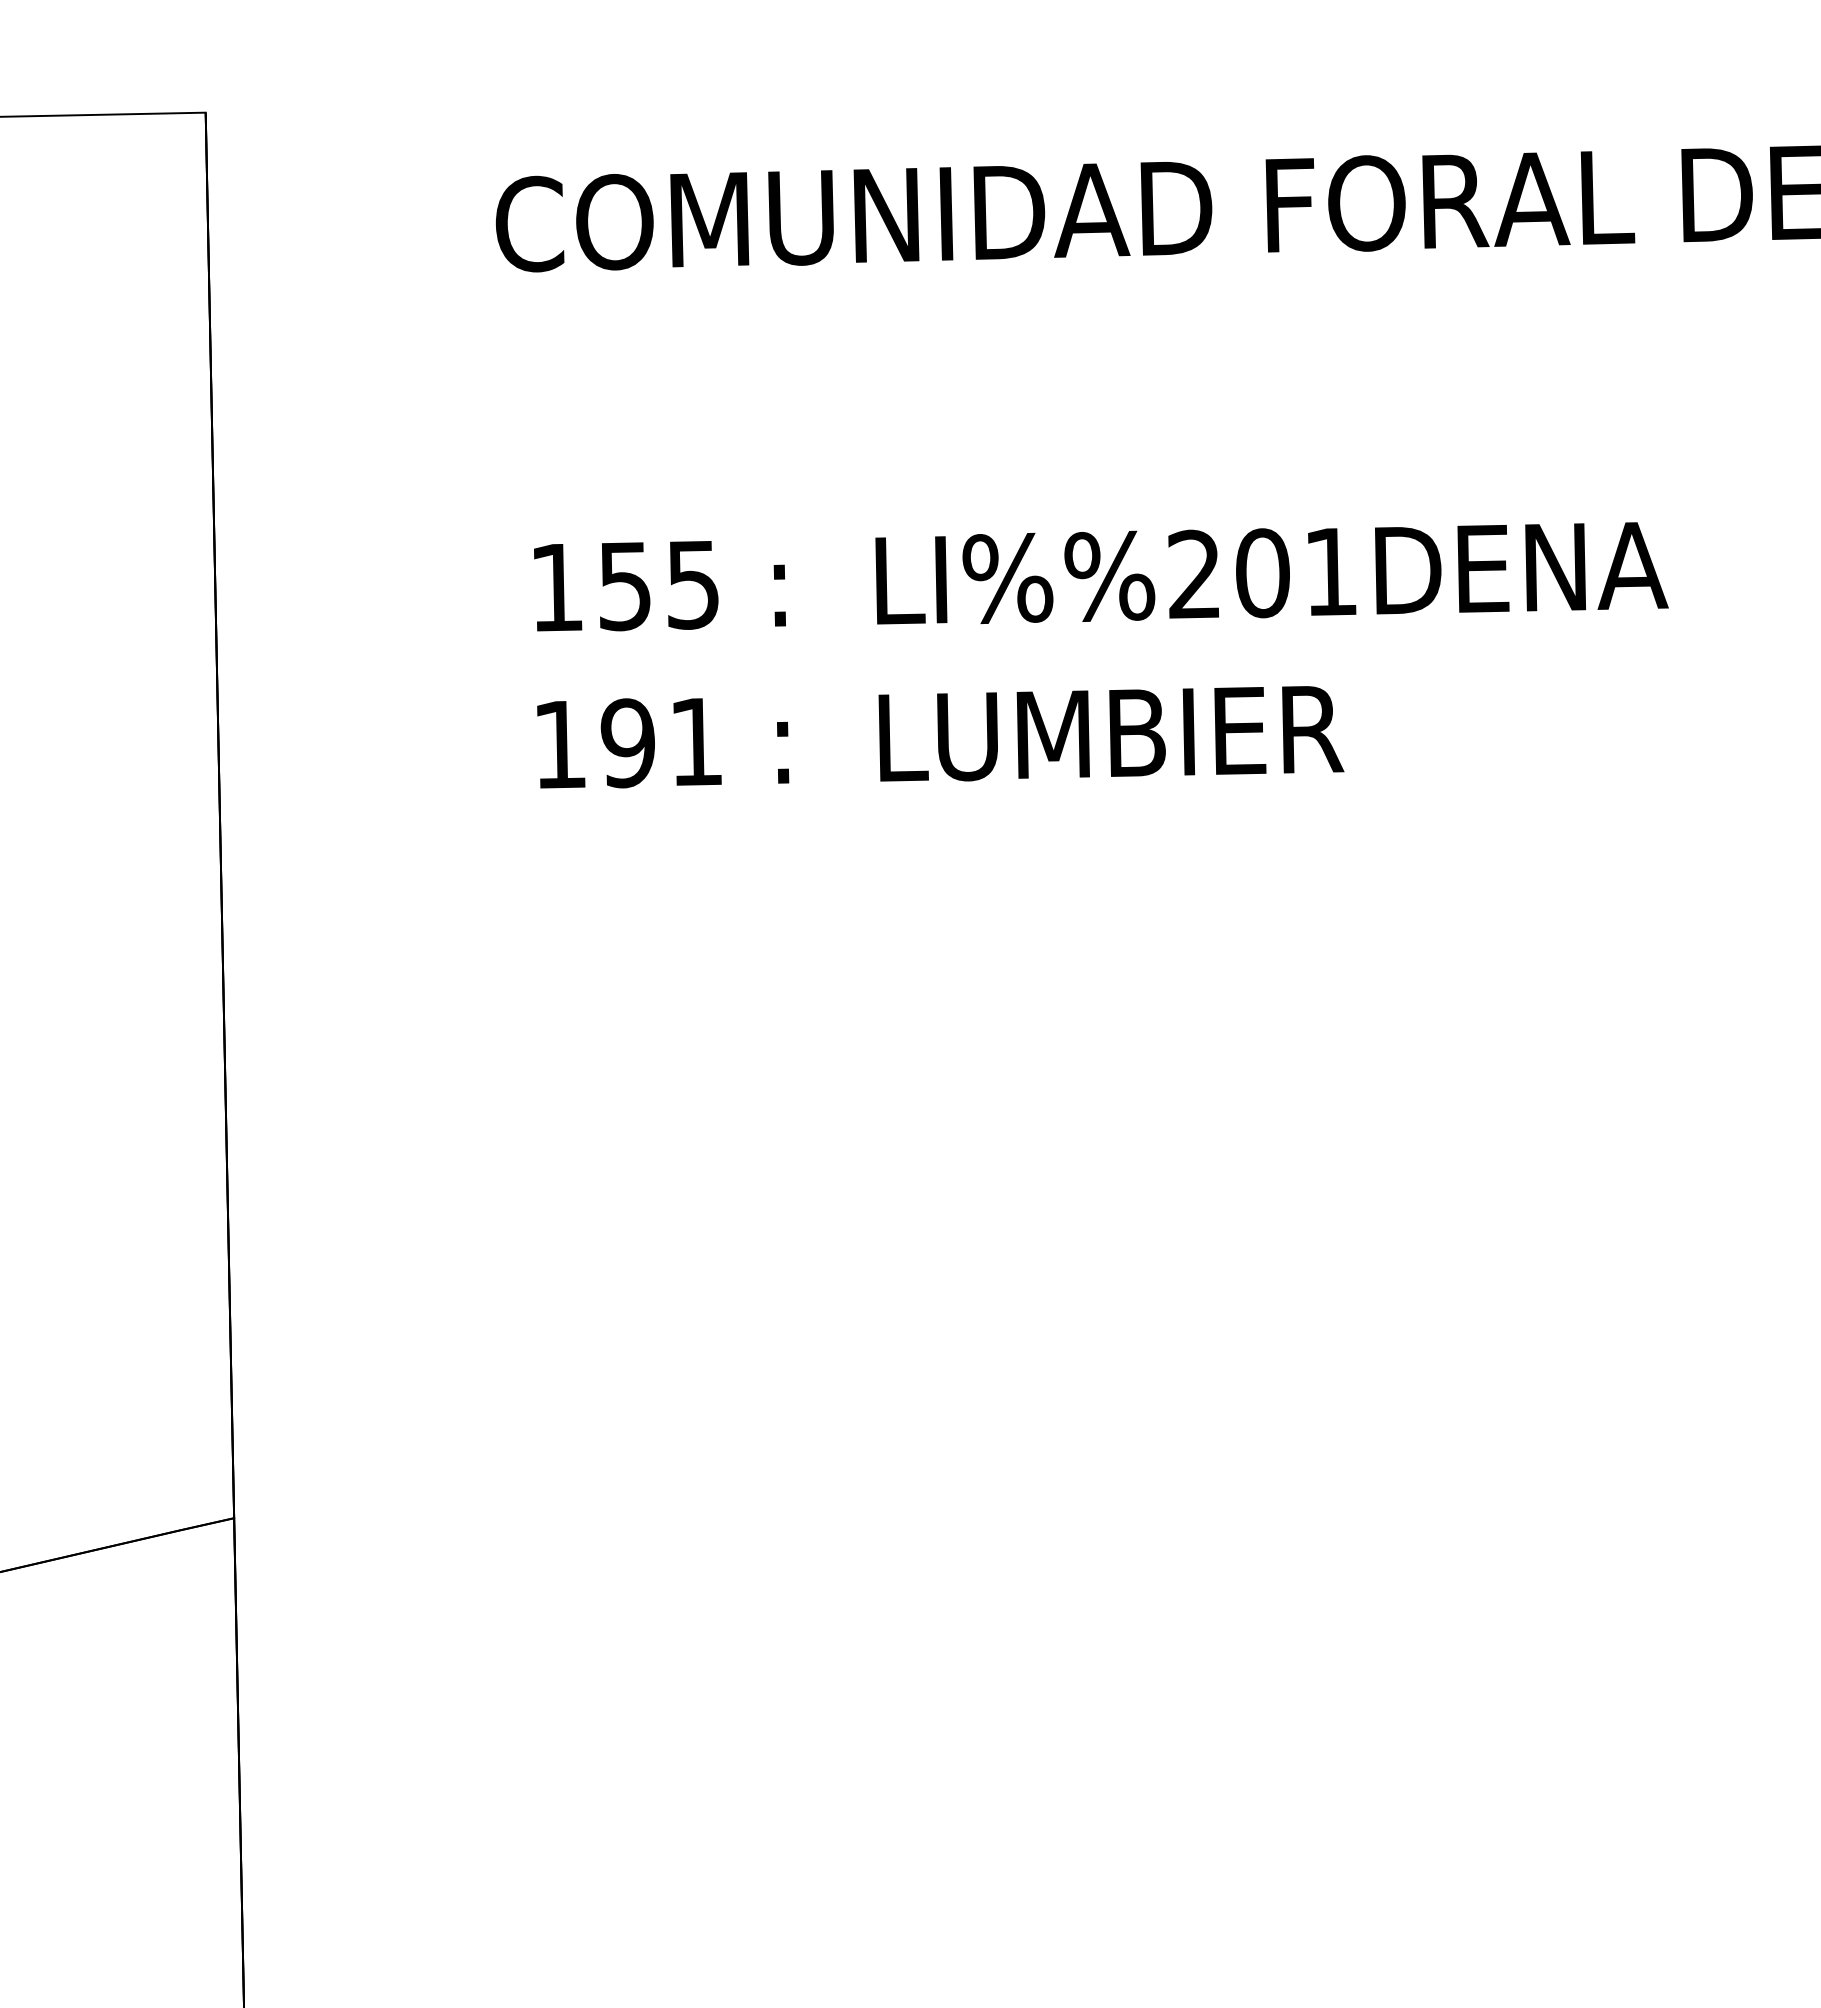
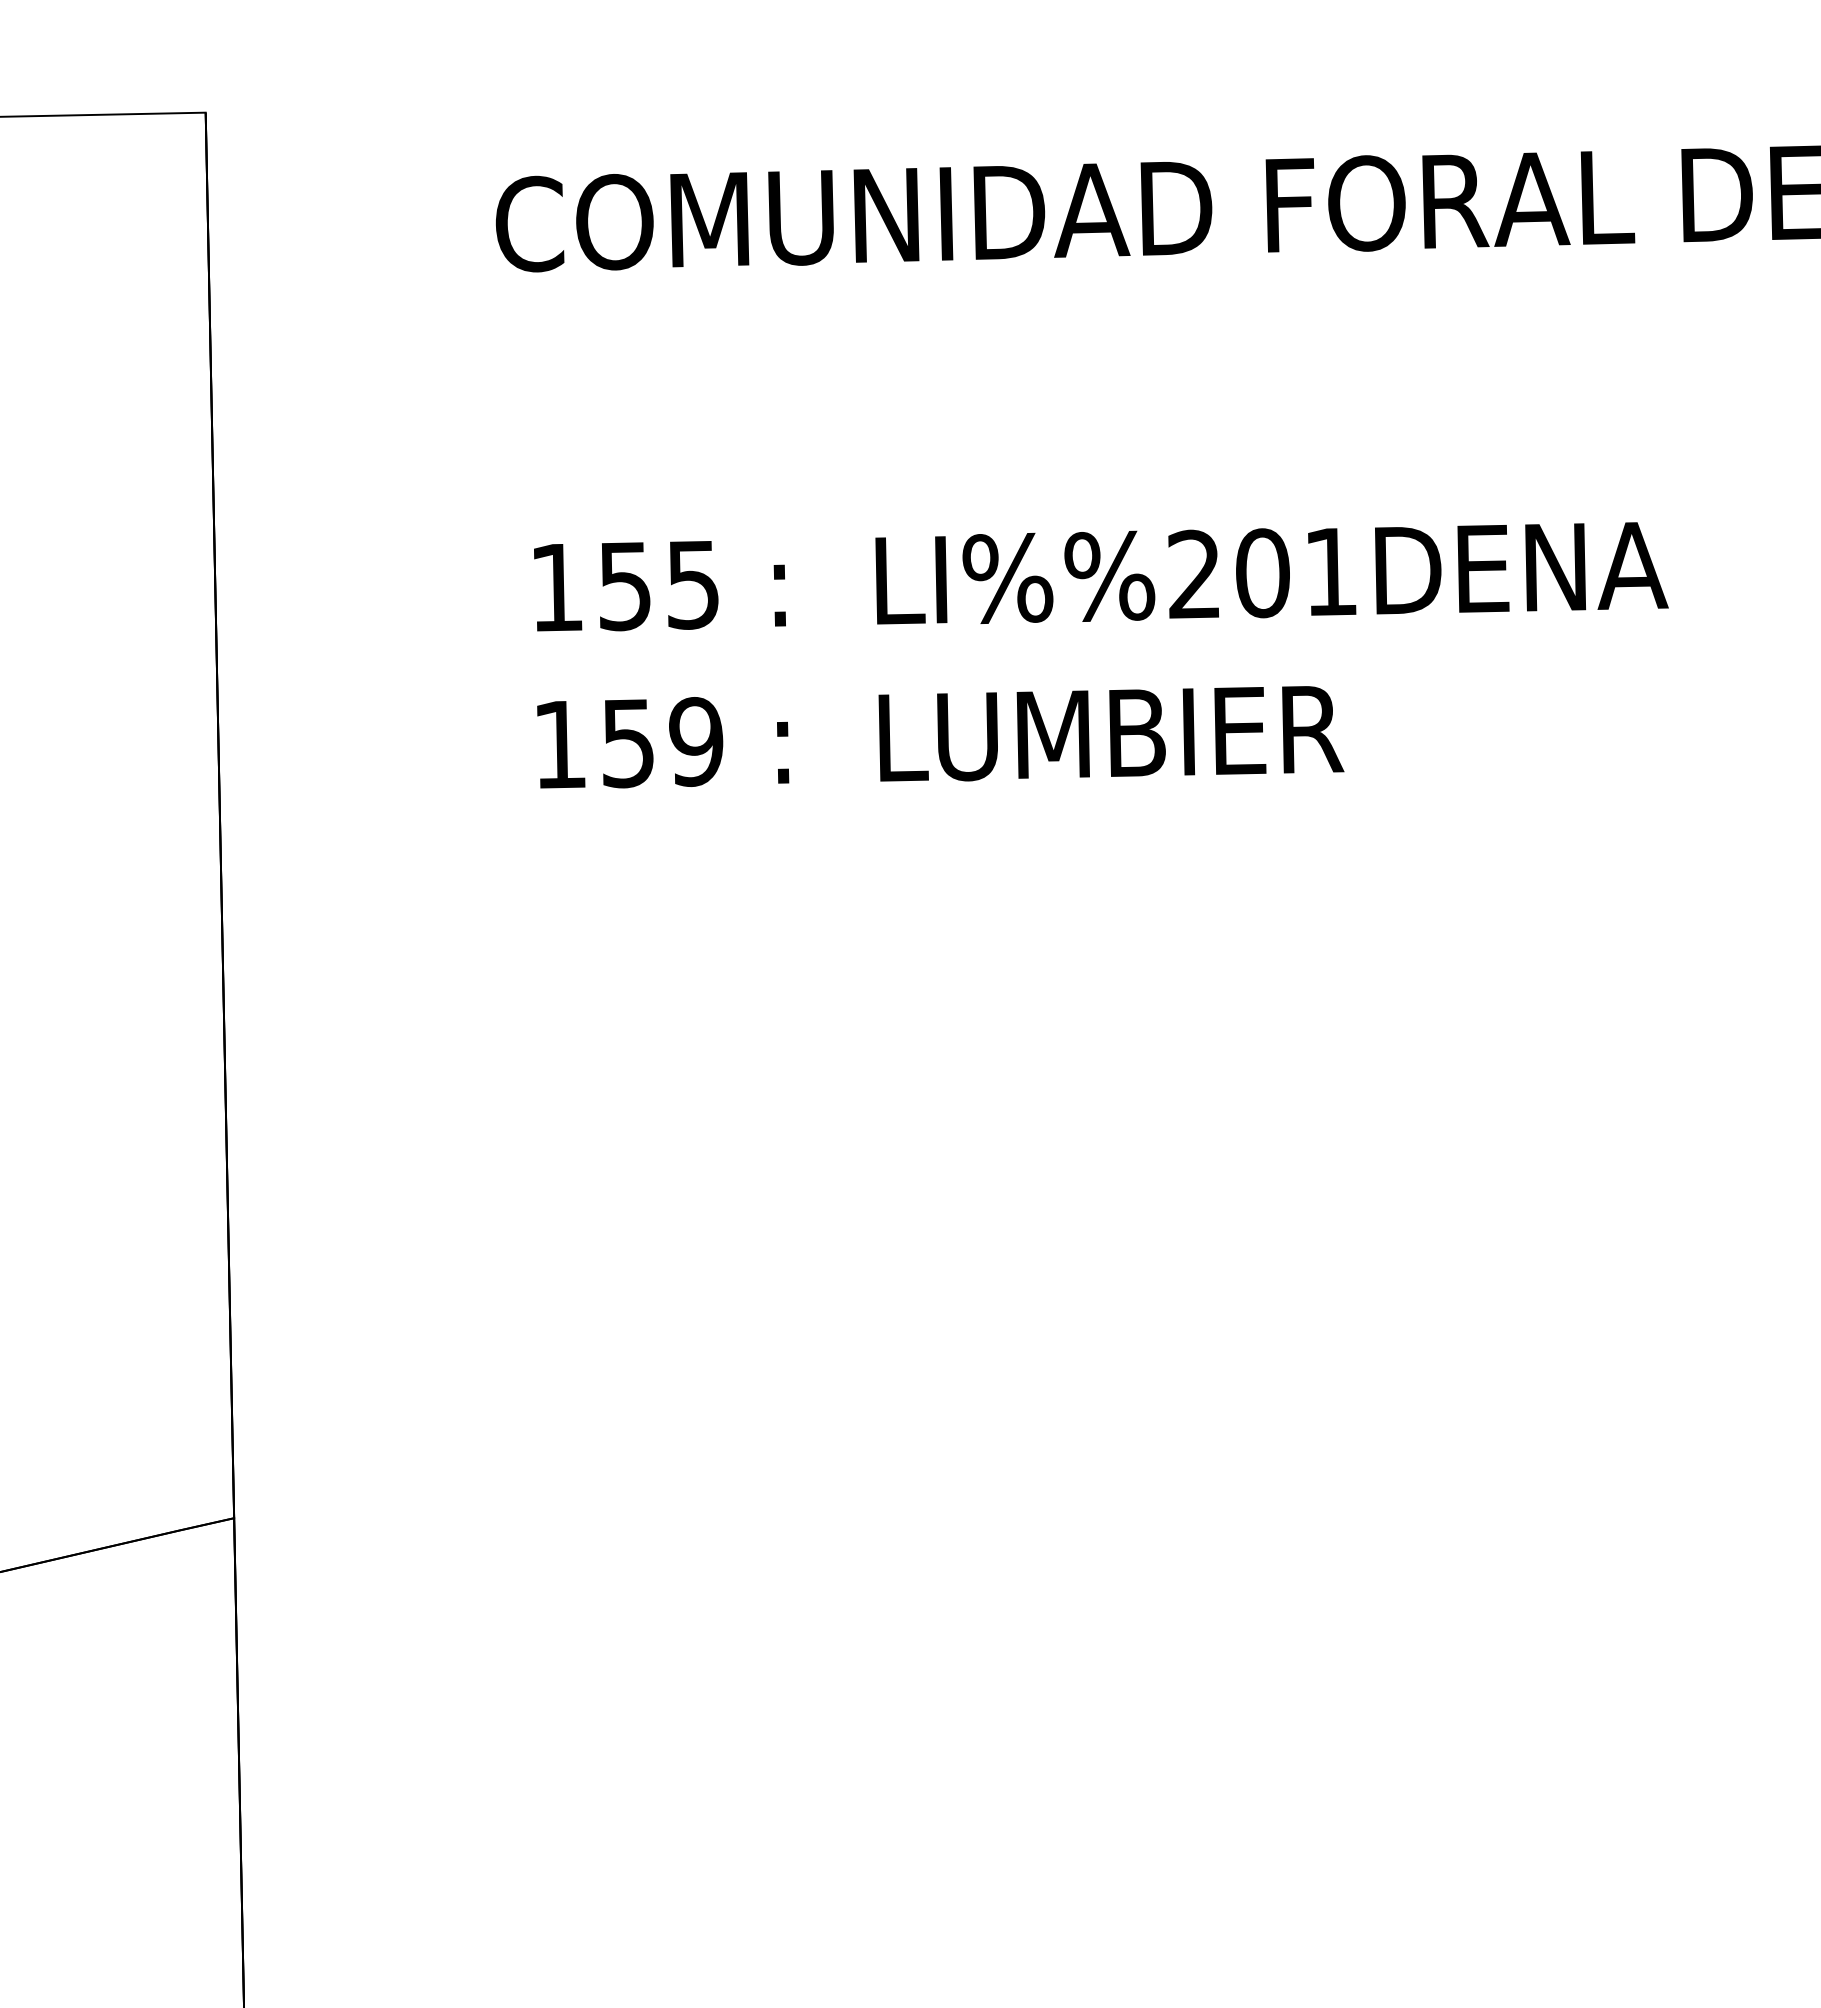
text: 191 -> 159 (661, 742)
